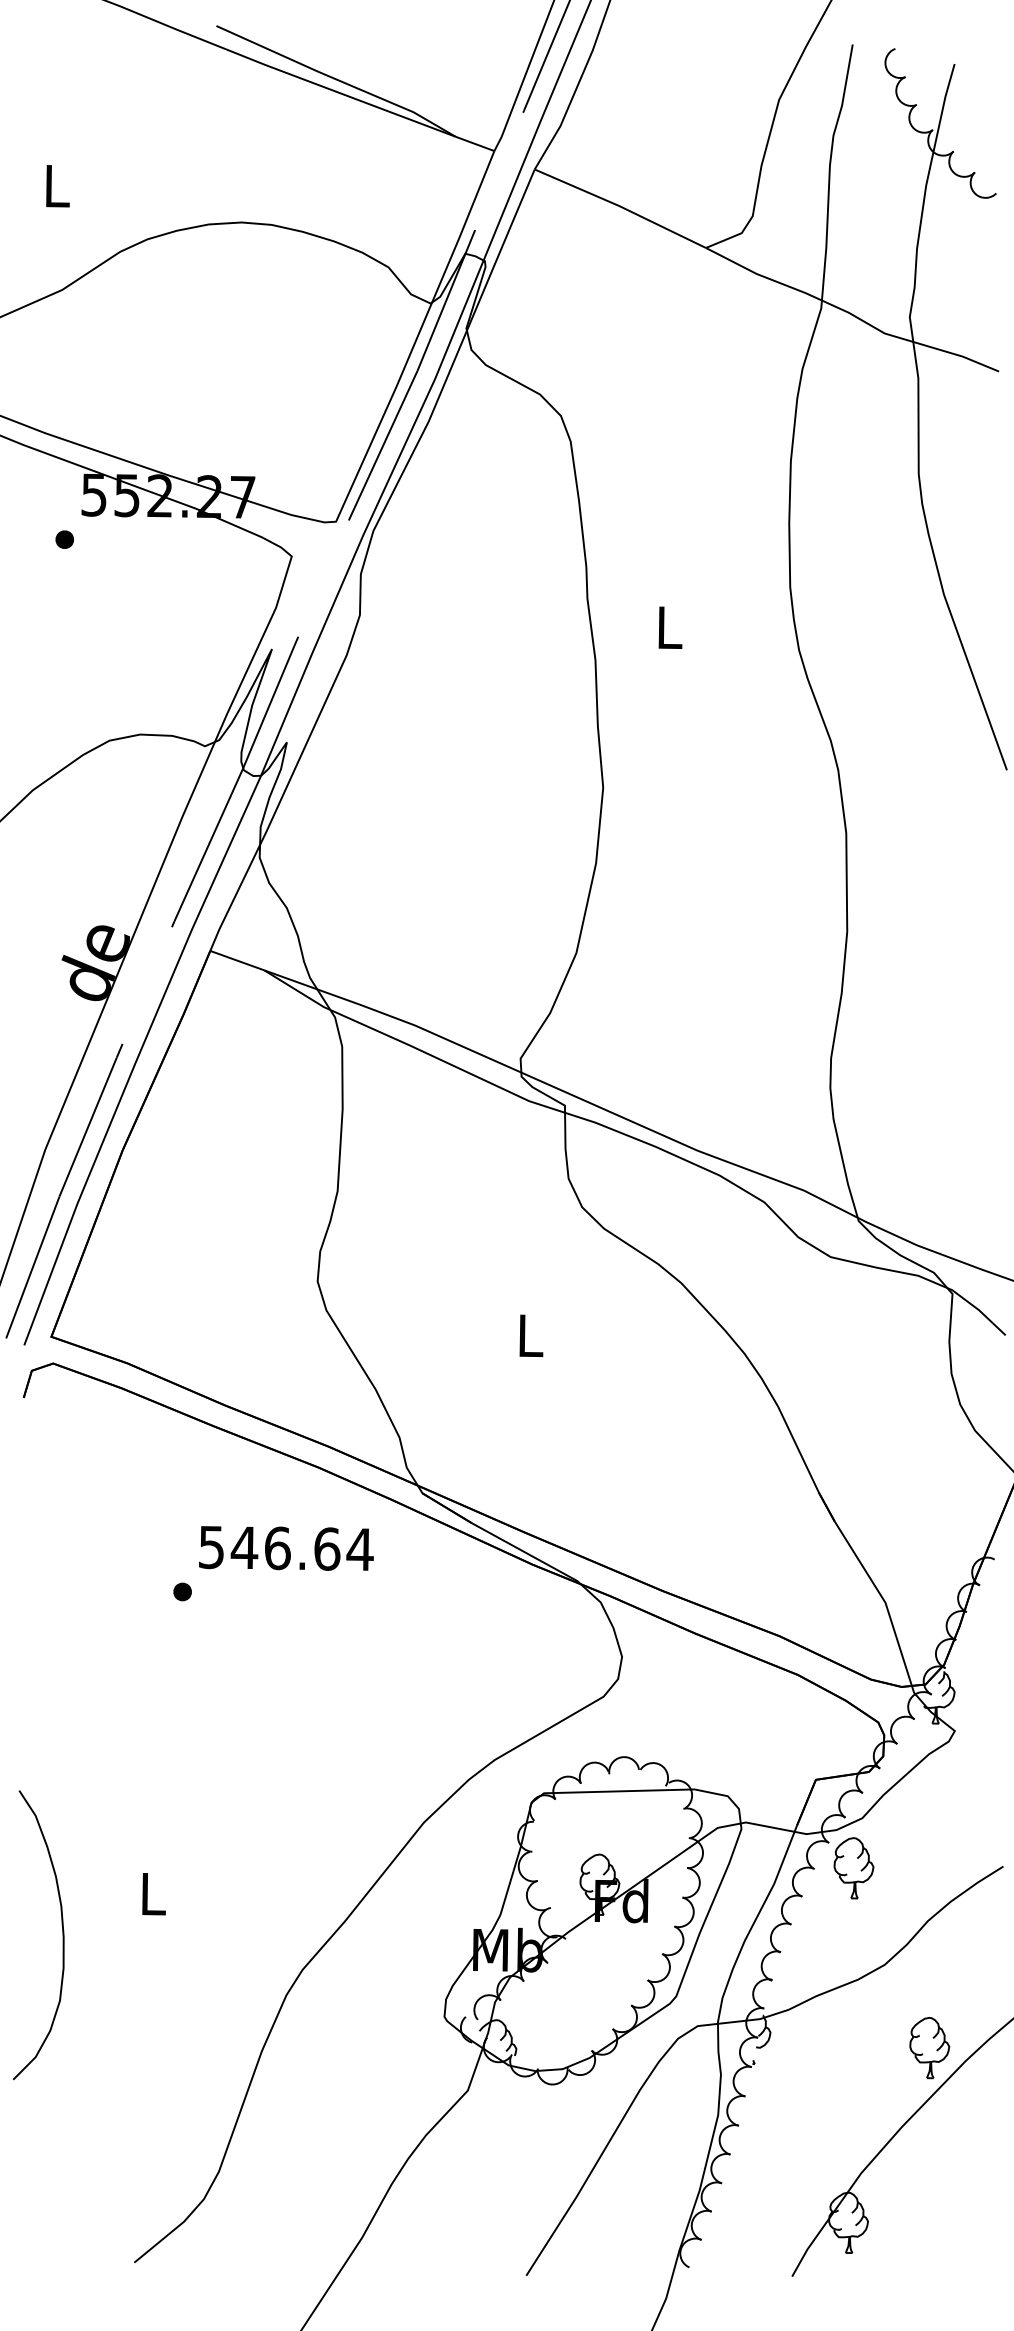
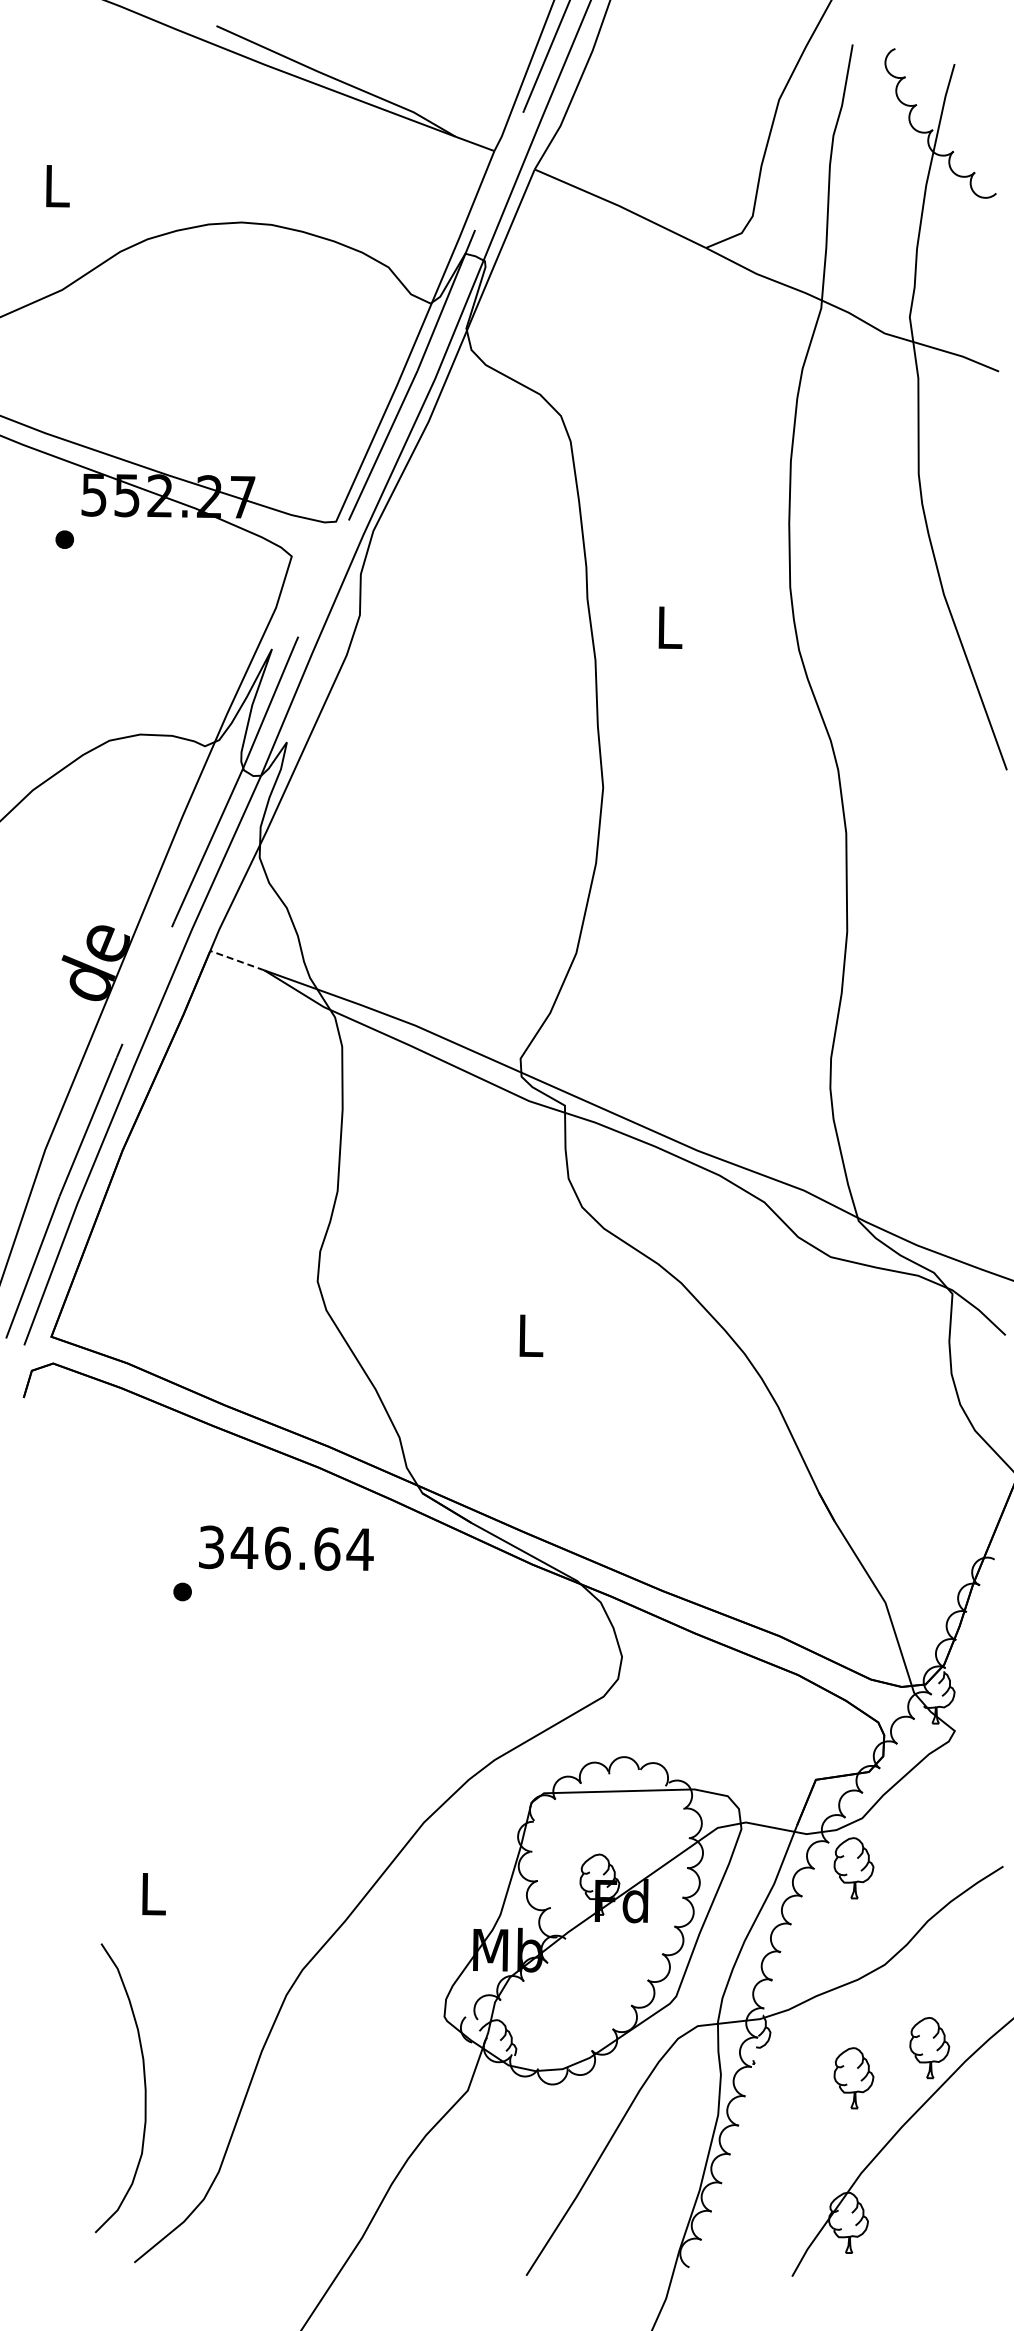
line: solid -> dashed (237, 960)
text: 546.64 -> 346.64 (211, 1546)
curve position: (62, 1935) -> (144, 2088) (144, 2088)
part: none -> present (853, 2078)
